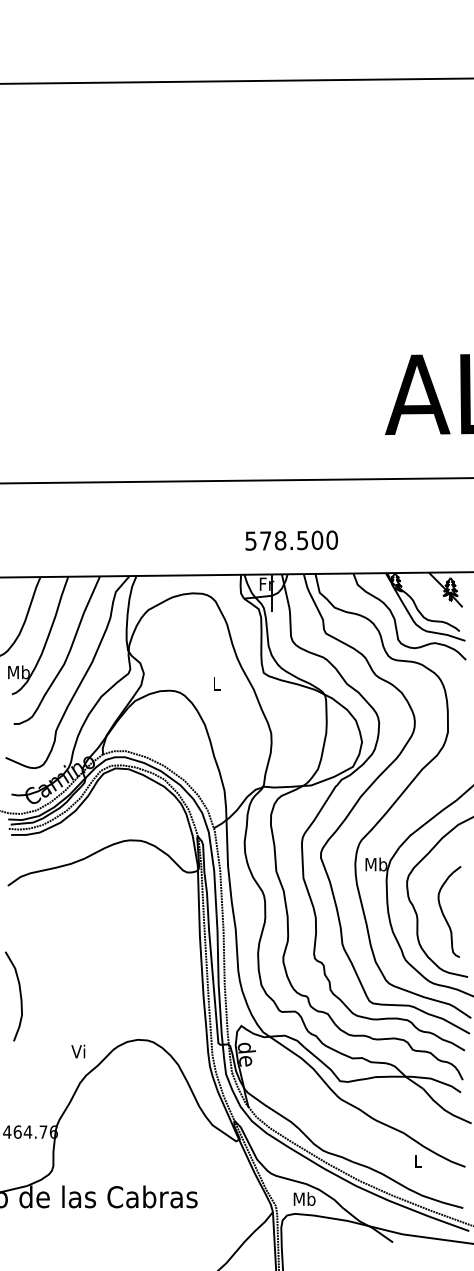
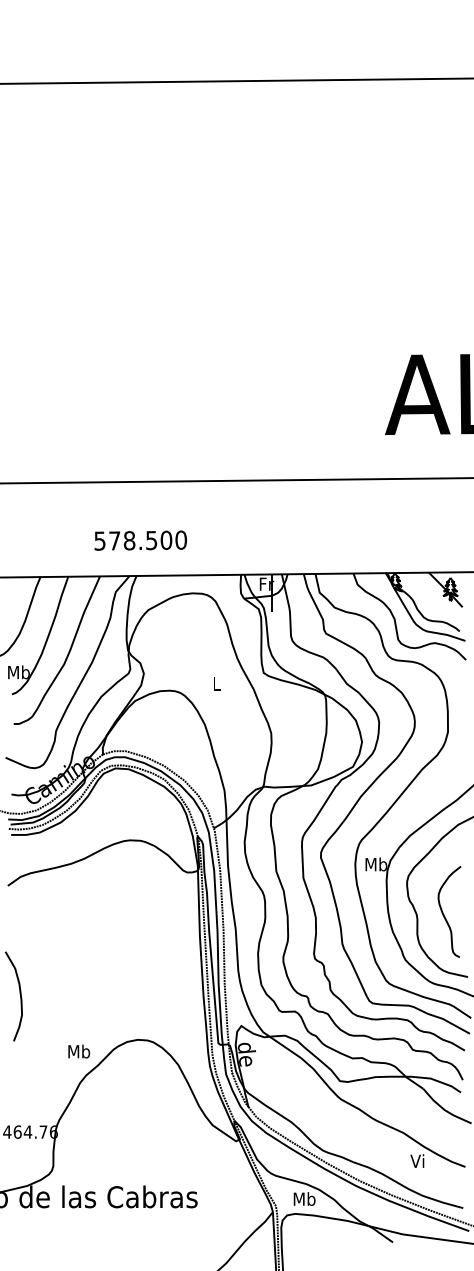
text position: (291, 540) -> (140, 540) (140, 540)
text: Vi -> Mb (79, 1051)
text: L -> Vi (417, 1160)
